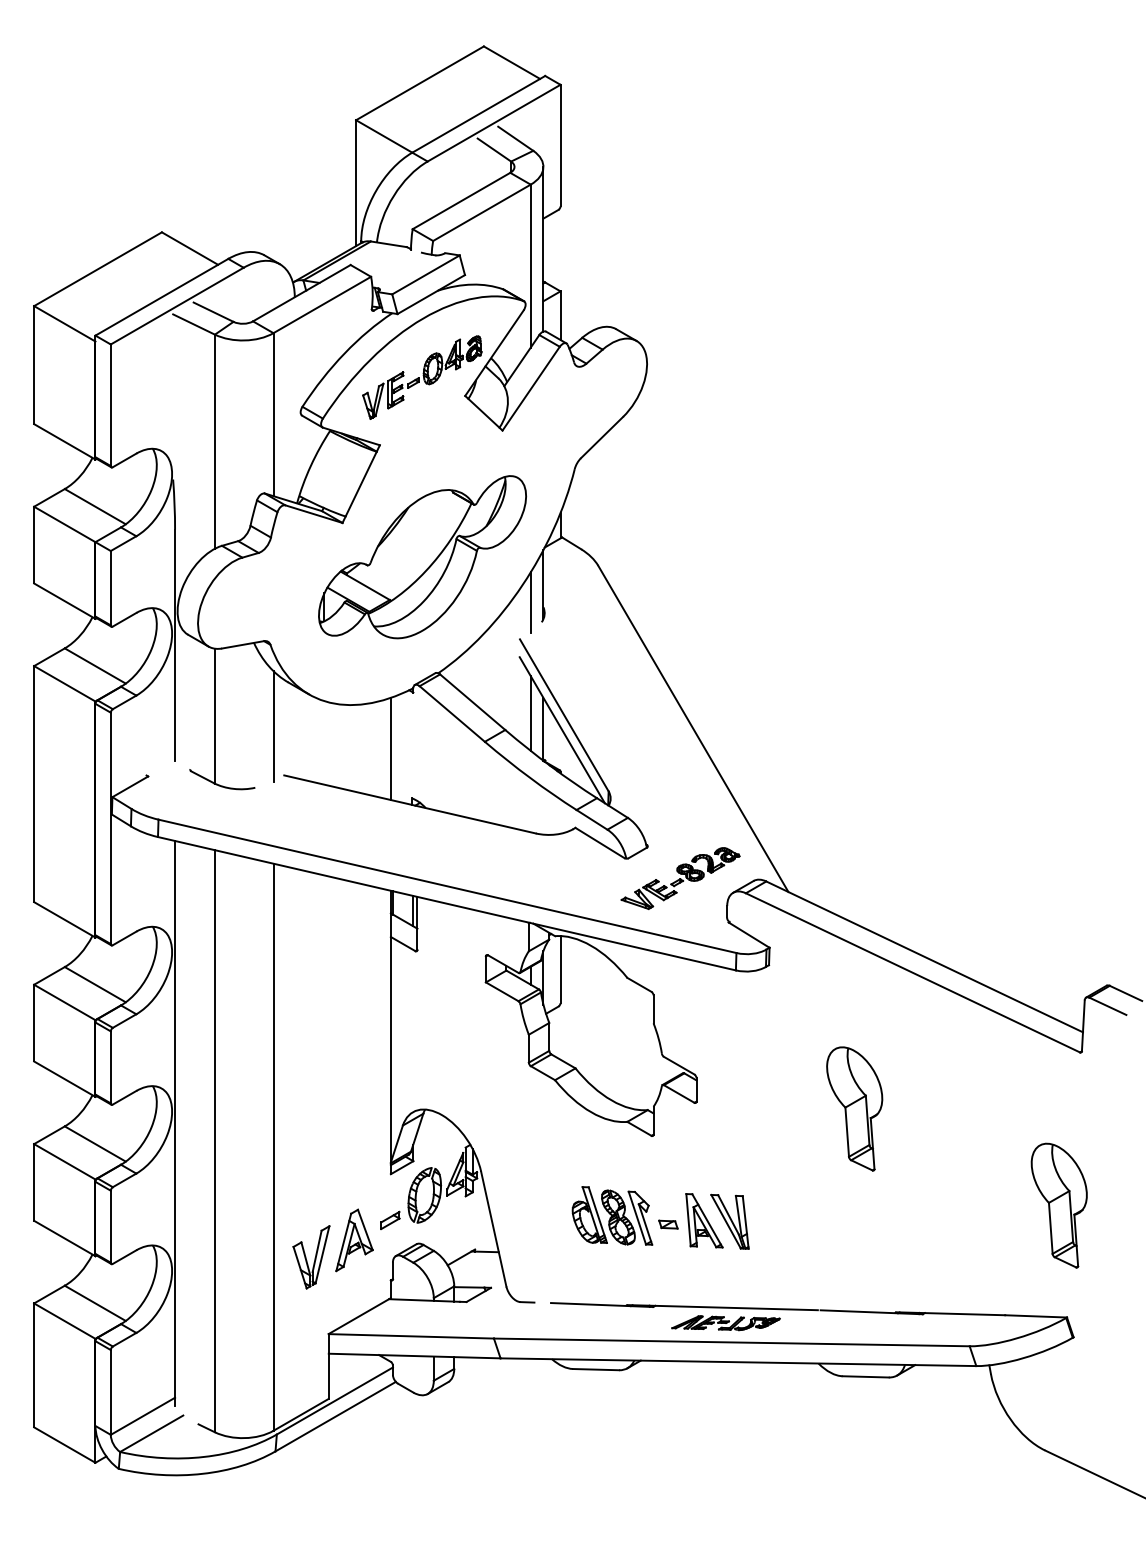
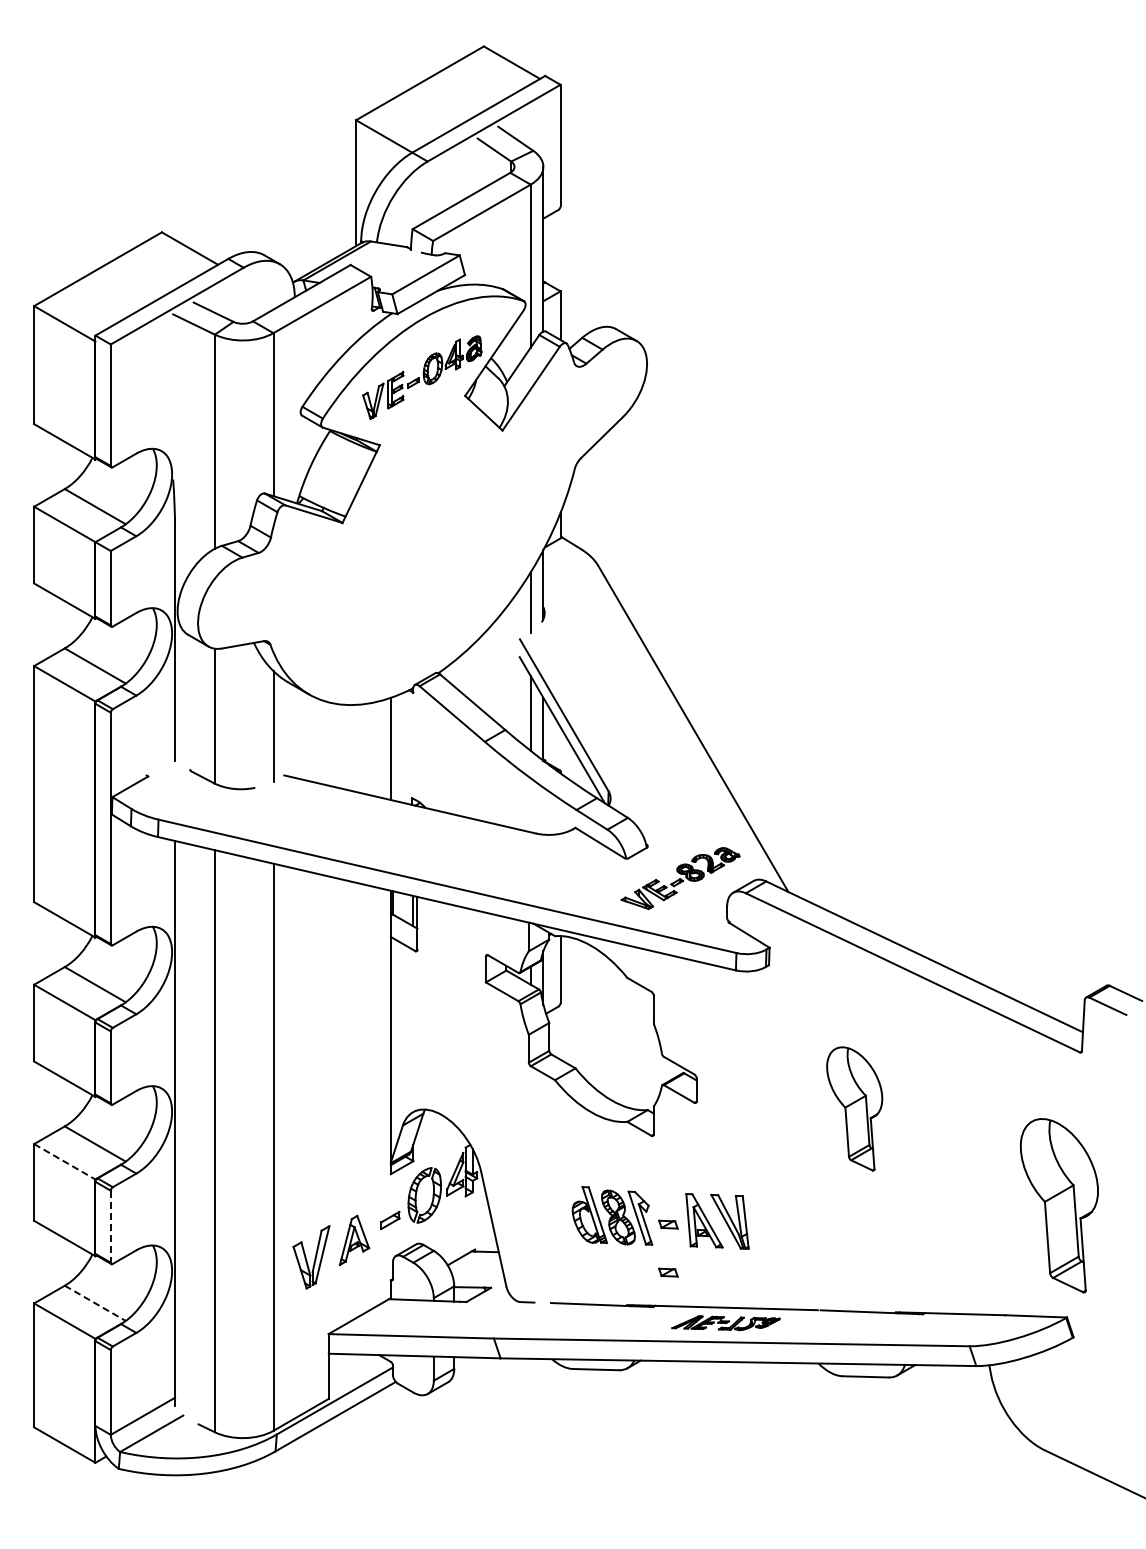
part: present -> none (422, 557)
line: solid -> dashed (65, 1162)
part size: 58x127 px -> 80x176 px (1058, 1205)
line: solid -> dashed (110, 1226)
part size: 39x65 px -> 32x52 px (354, 1239)
part: none -> present (668, 1272)
line: solid -> dashed (95, 1303)
